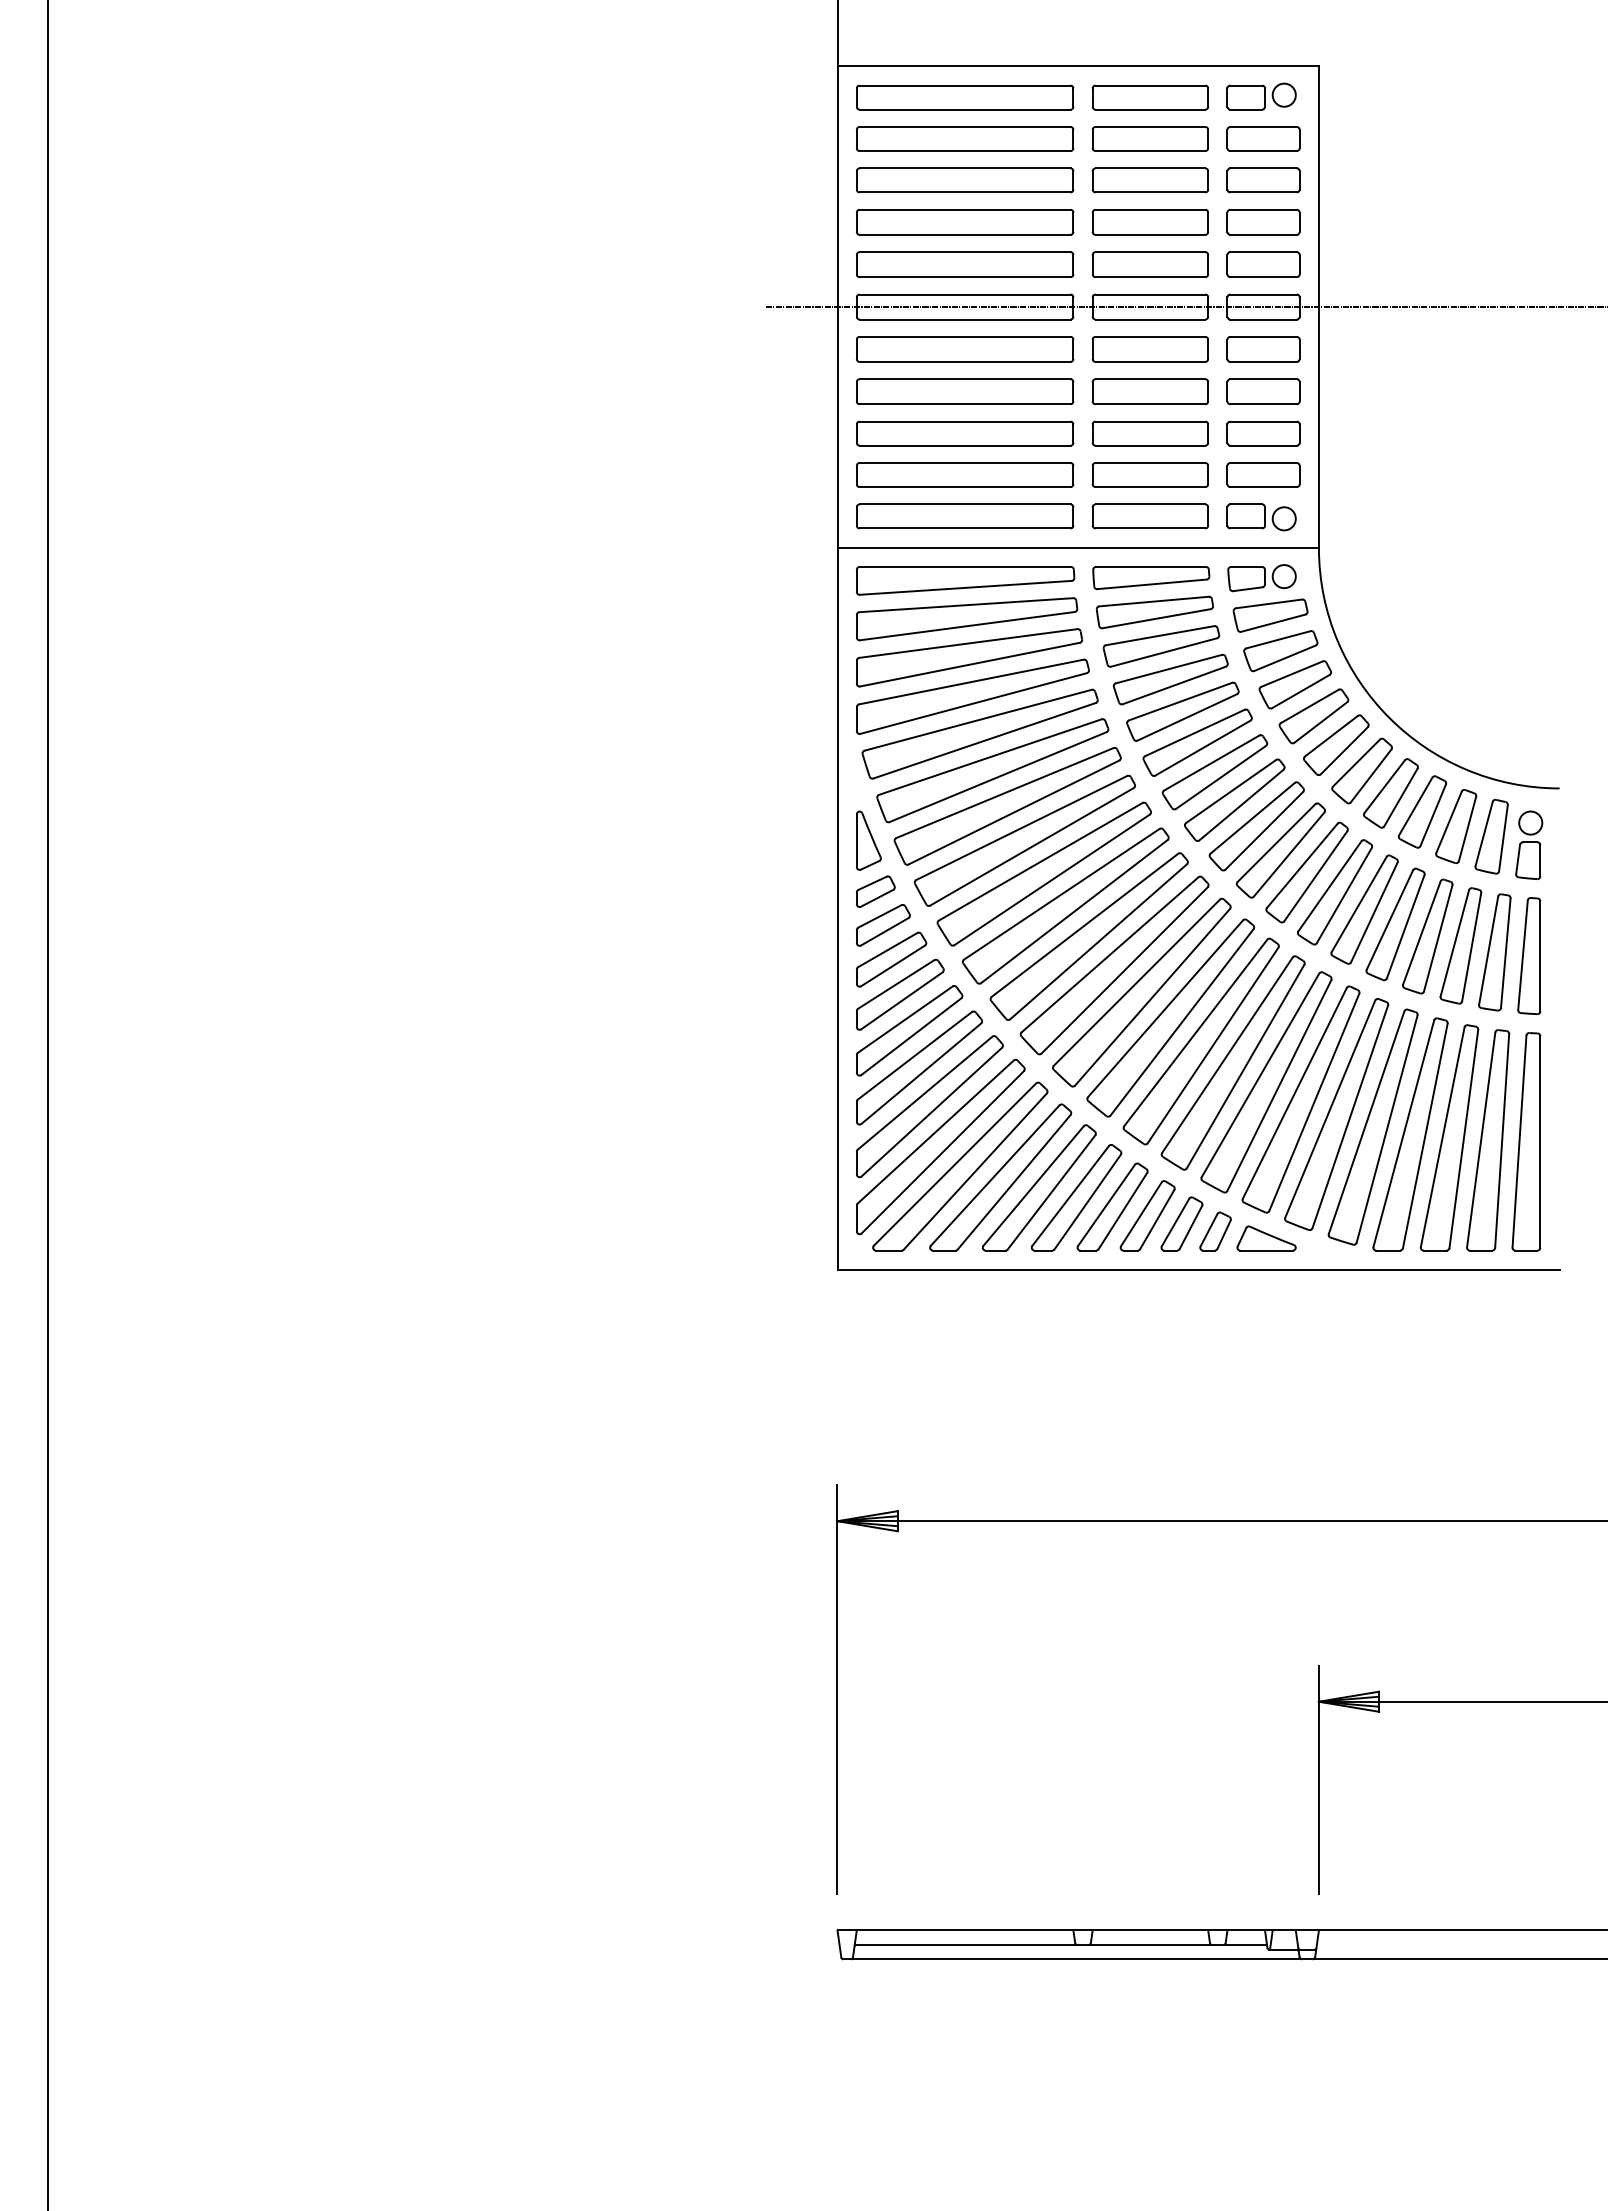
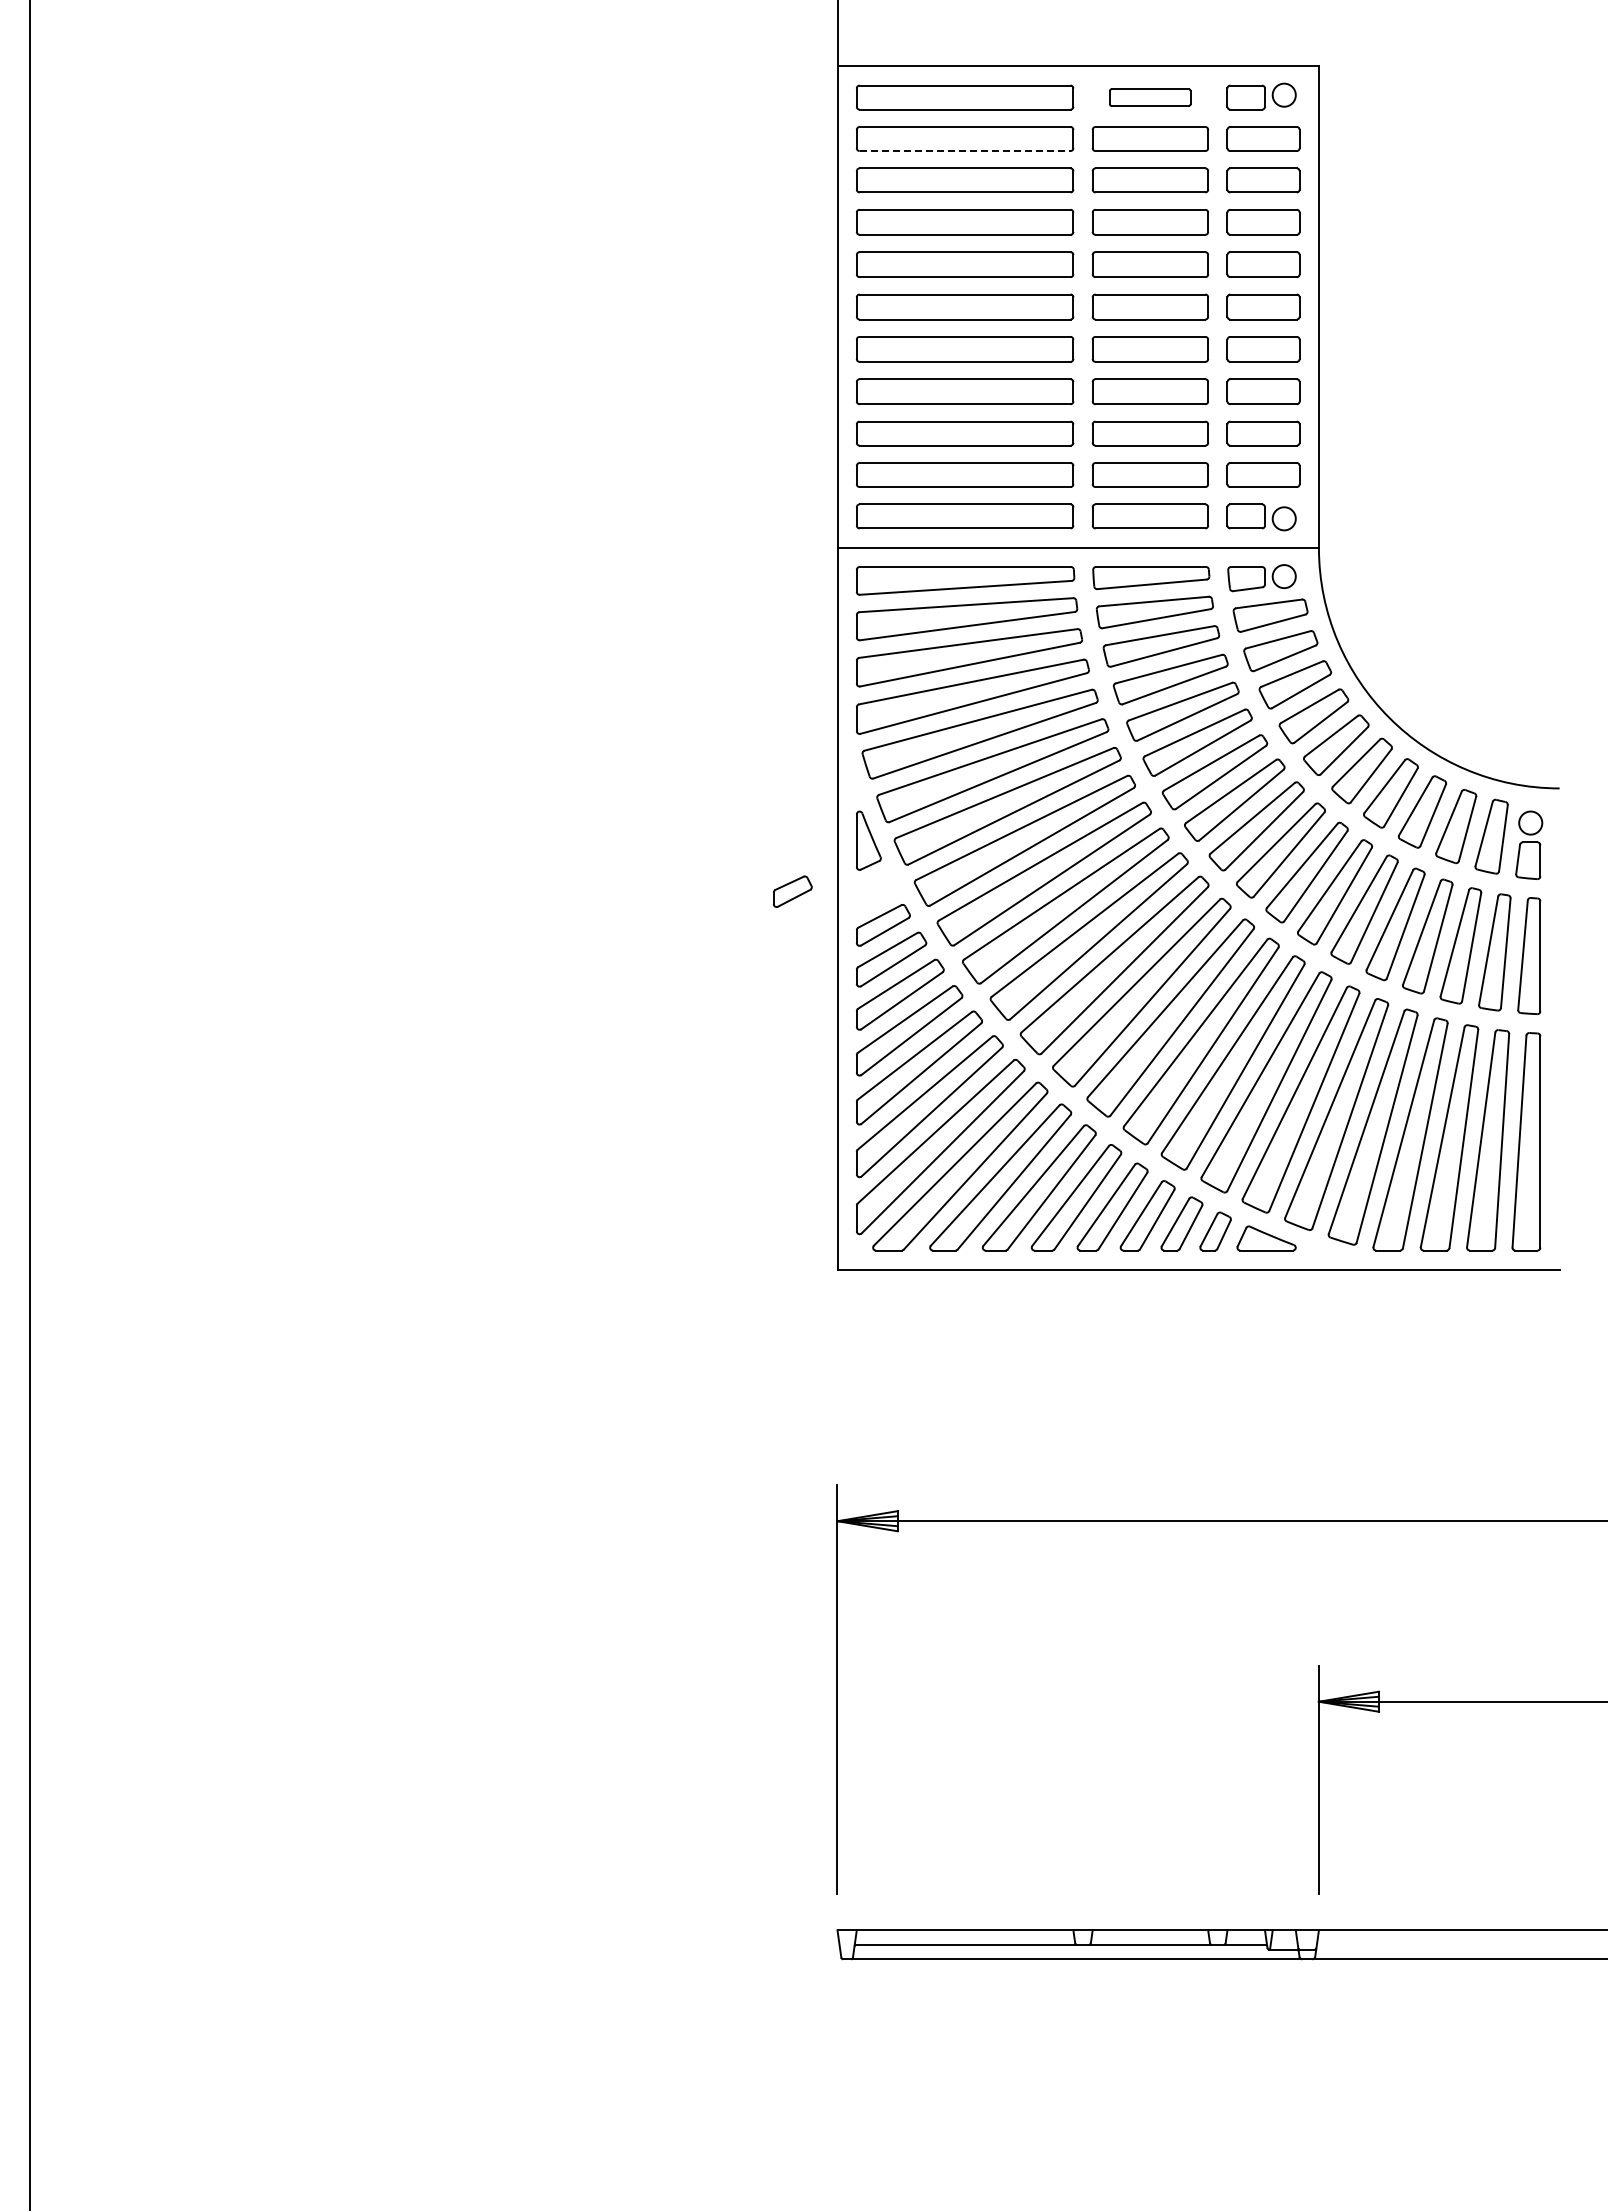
part size: 118x27 px -> 83x19 px (1150, 97)
line: solid -> dashed (965, 151)
line: present -> none (1184, 307)
part position: (875, 891) -> (792, 891) (792, 891)
line position: (48, 1104) -> (30, 1104) (30, 1104)
